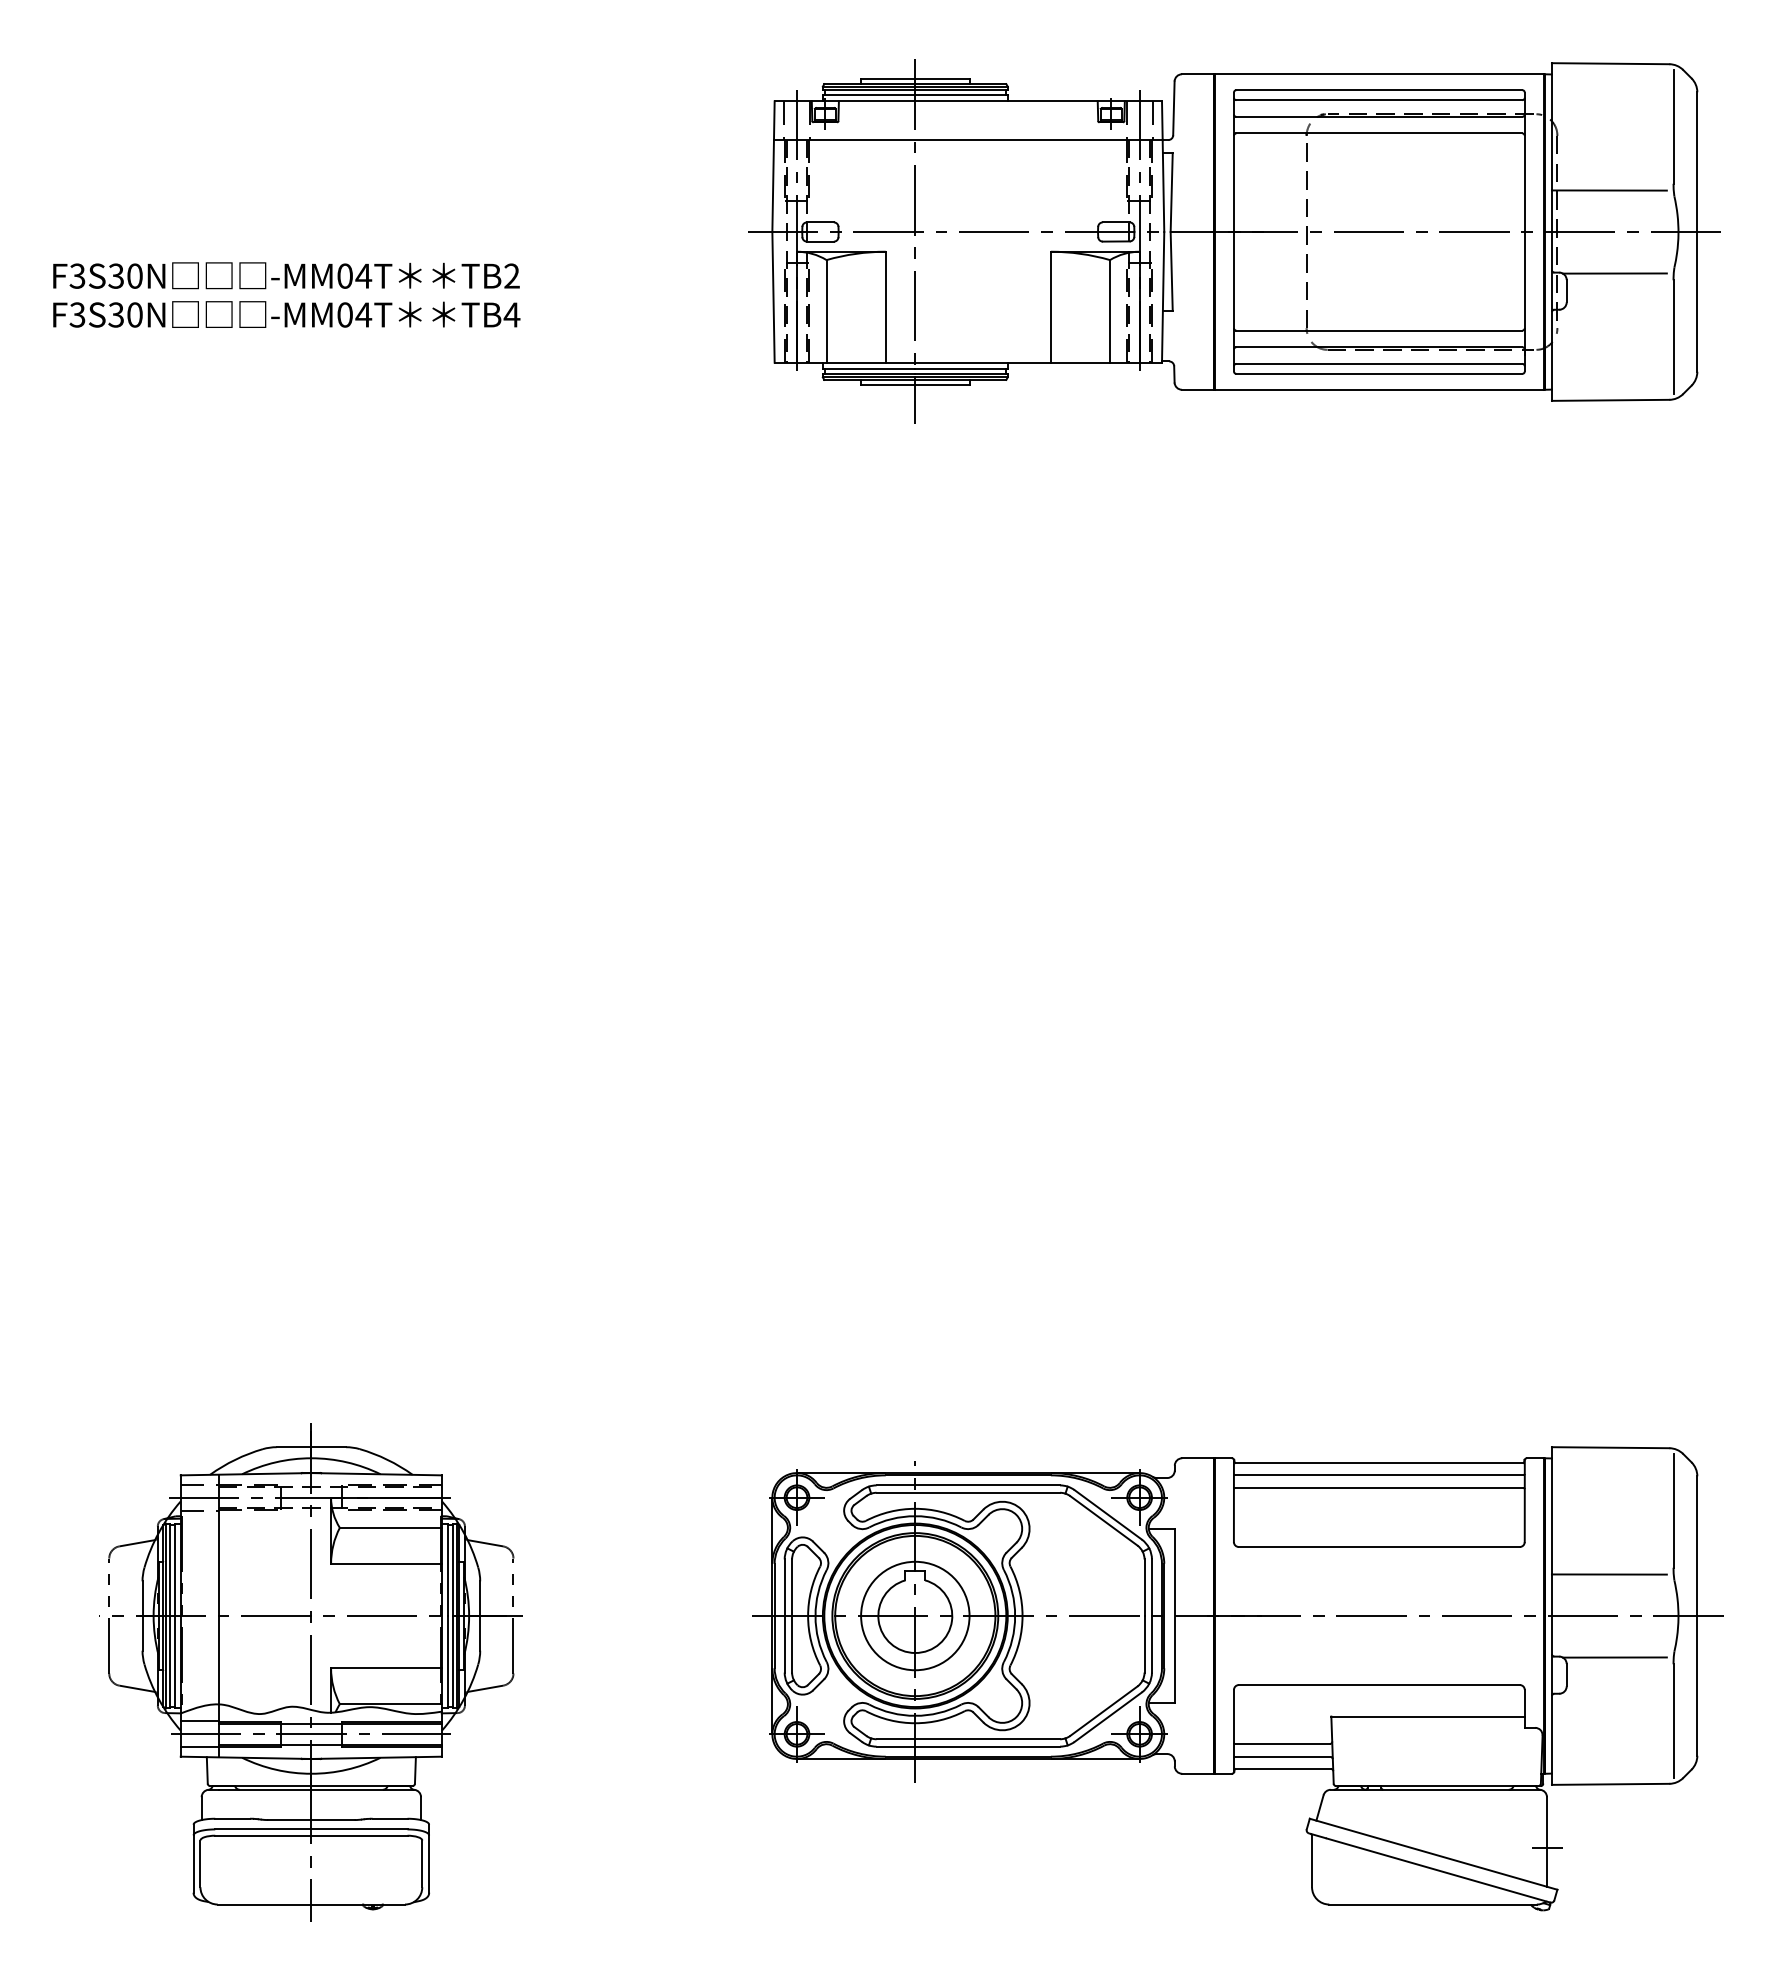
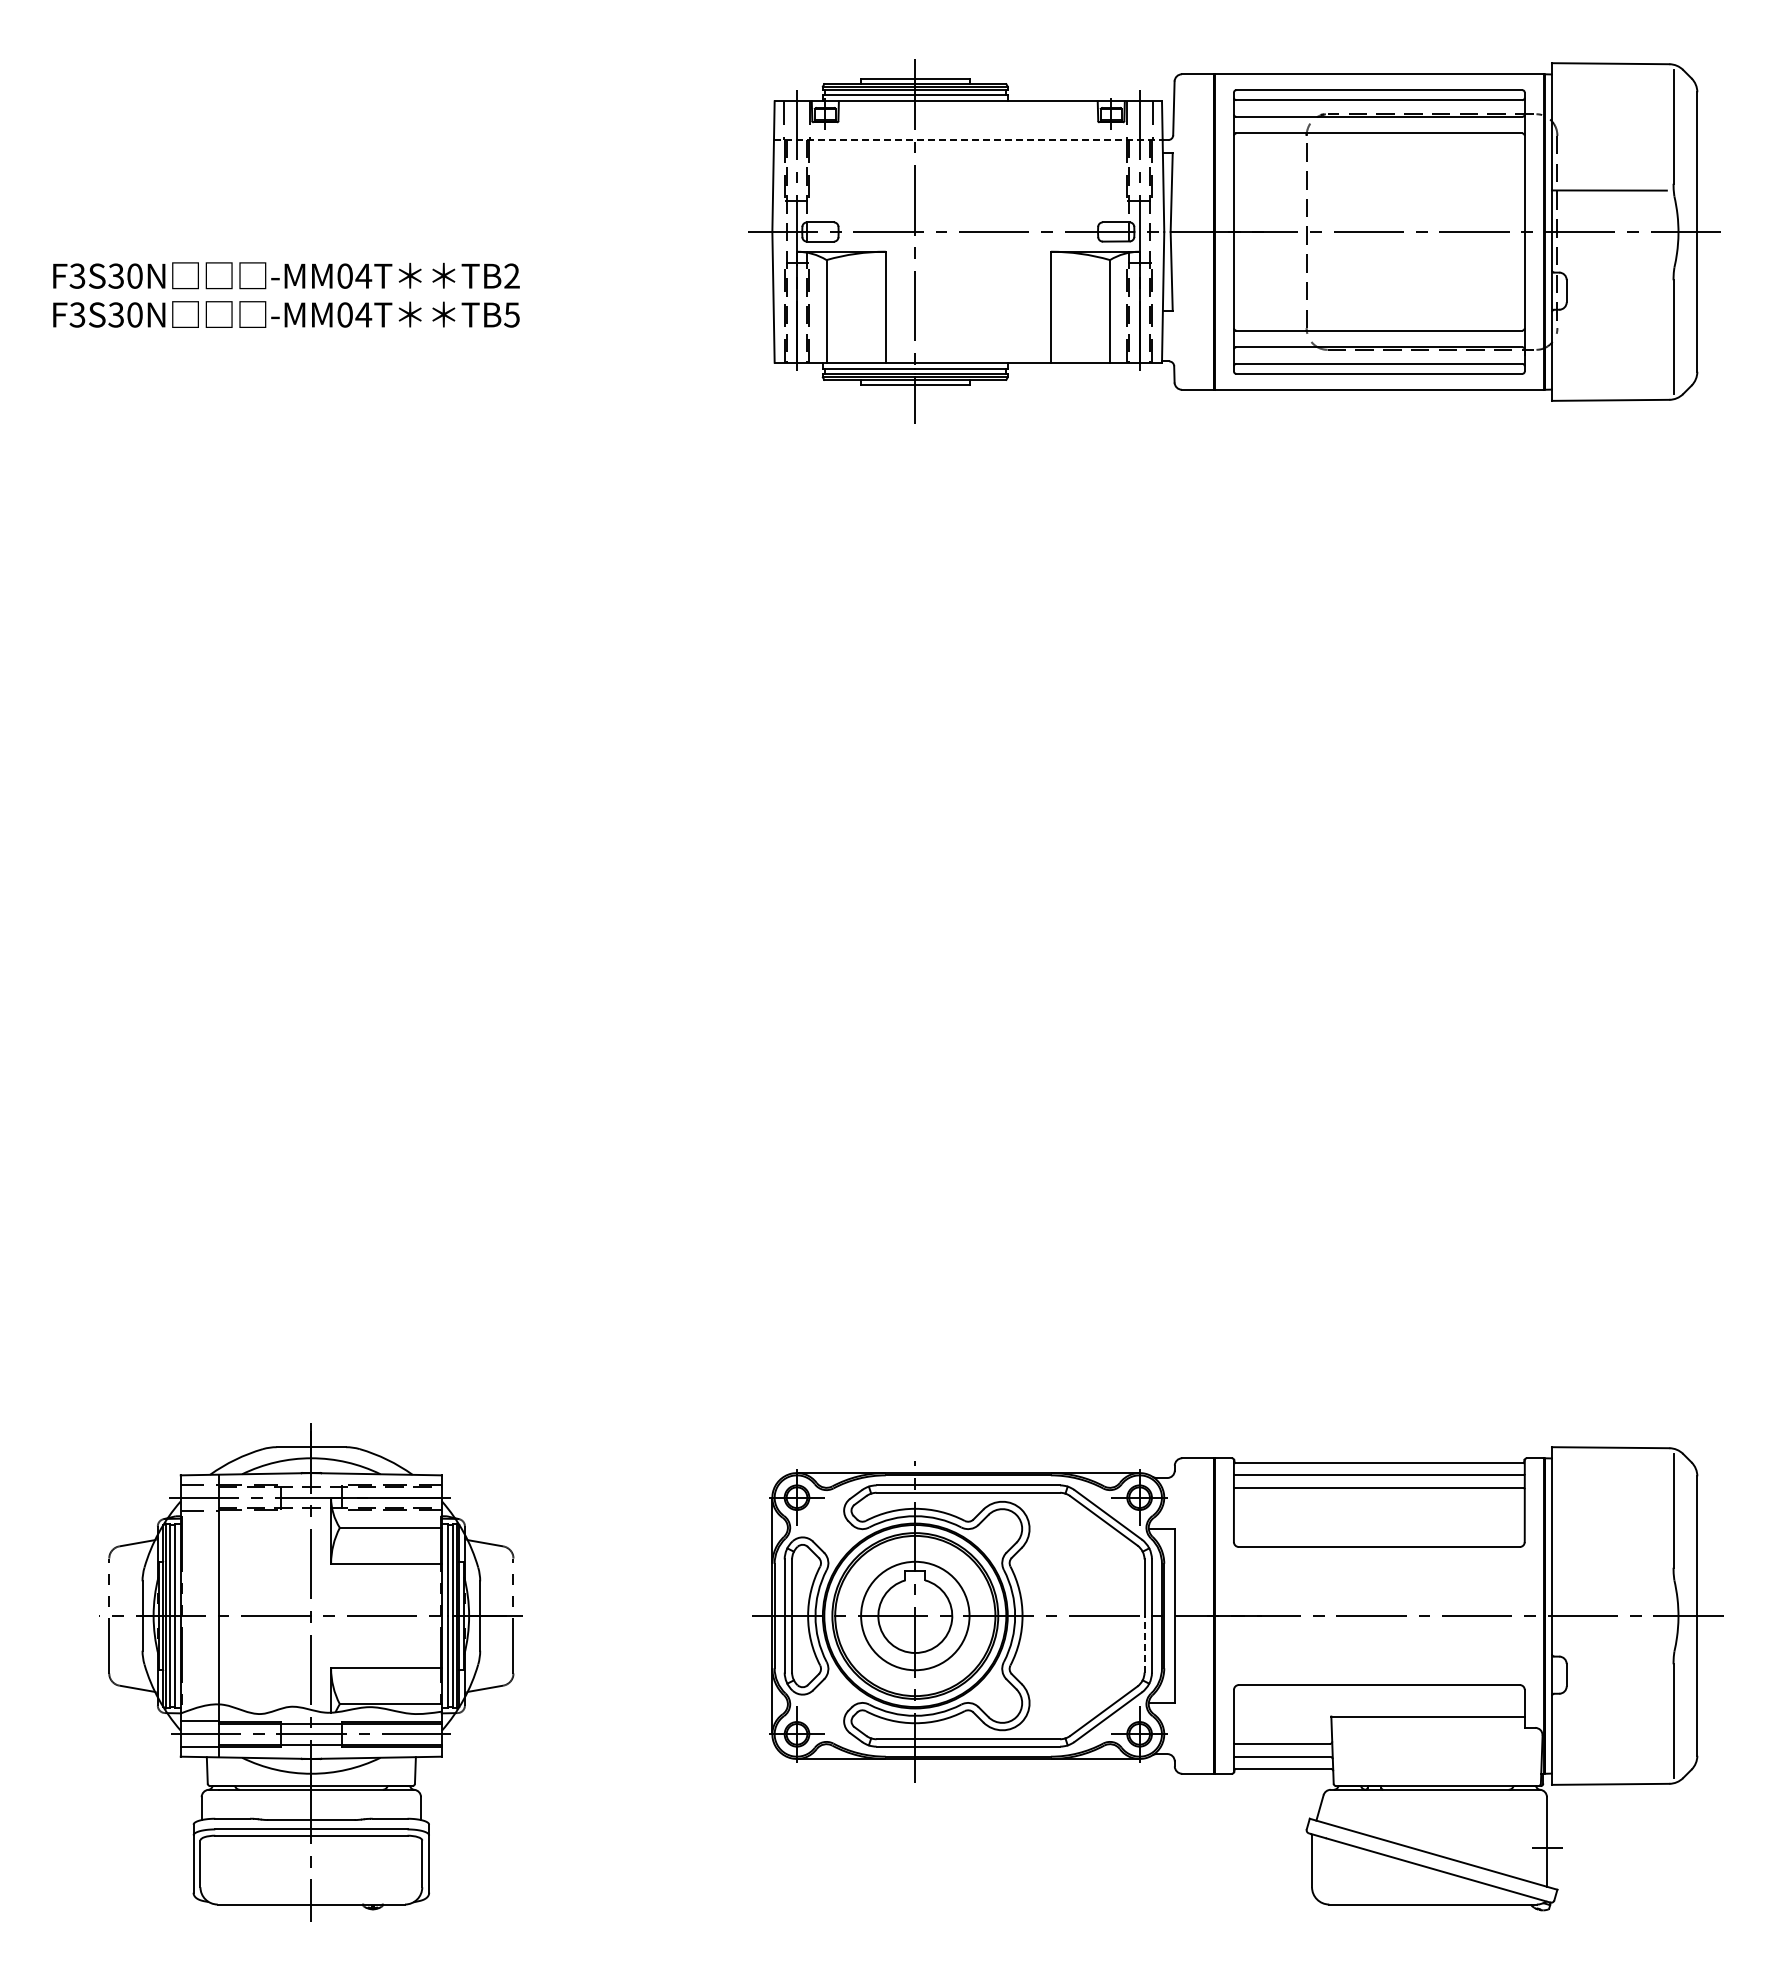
line: solid -> dashed (968, 139)
line: present -> none (1614, 273)
text: TB4 -> TB5 (511, 314)
line: present -> none (1608, 1574)
line: solid -> dashed (1144, 1643)
line: present -> none (1614, 1657)
